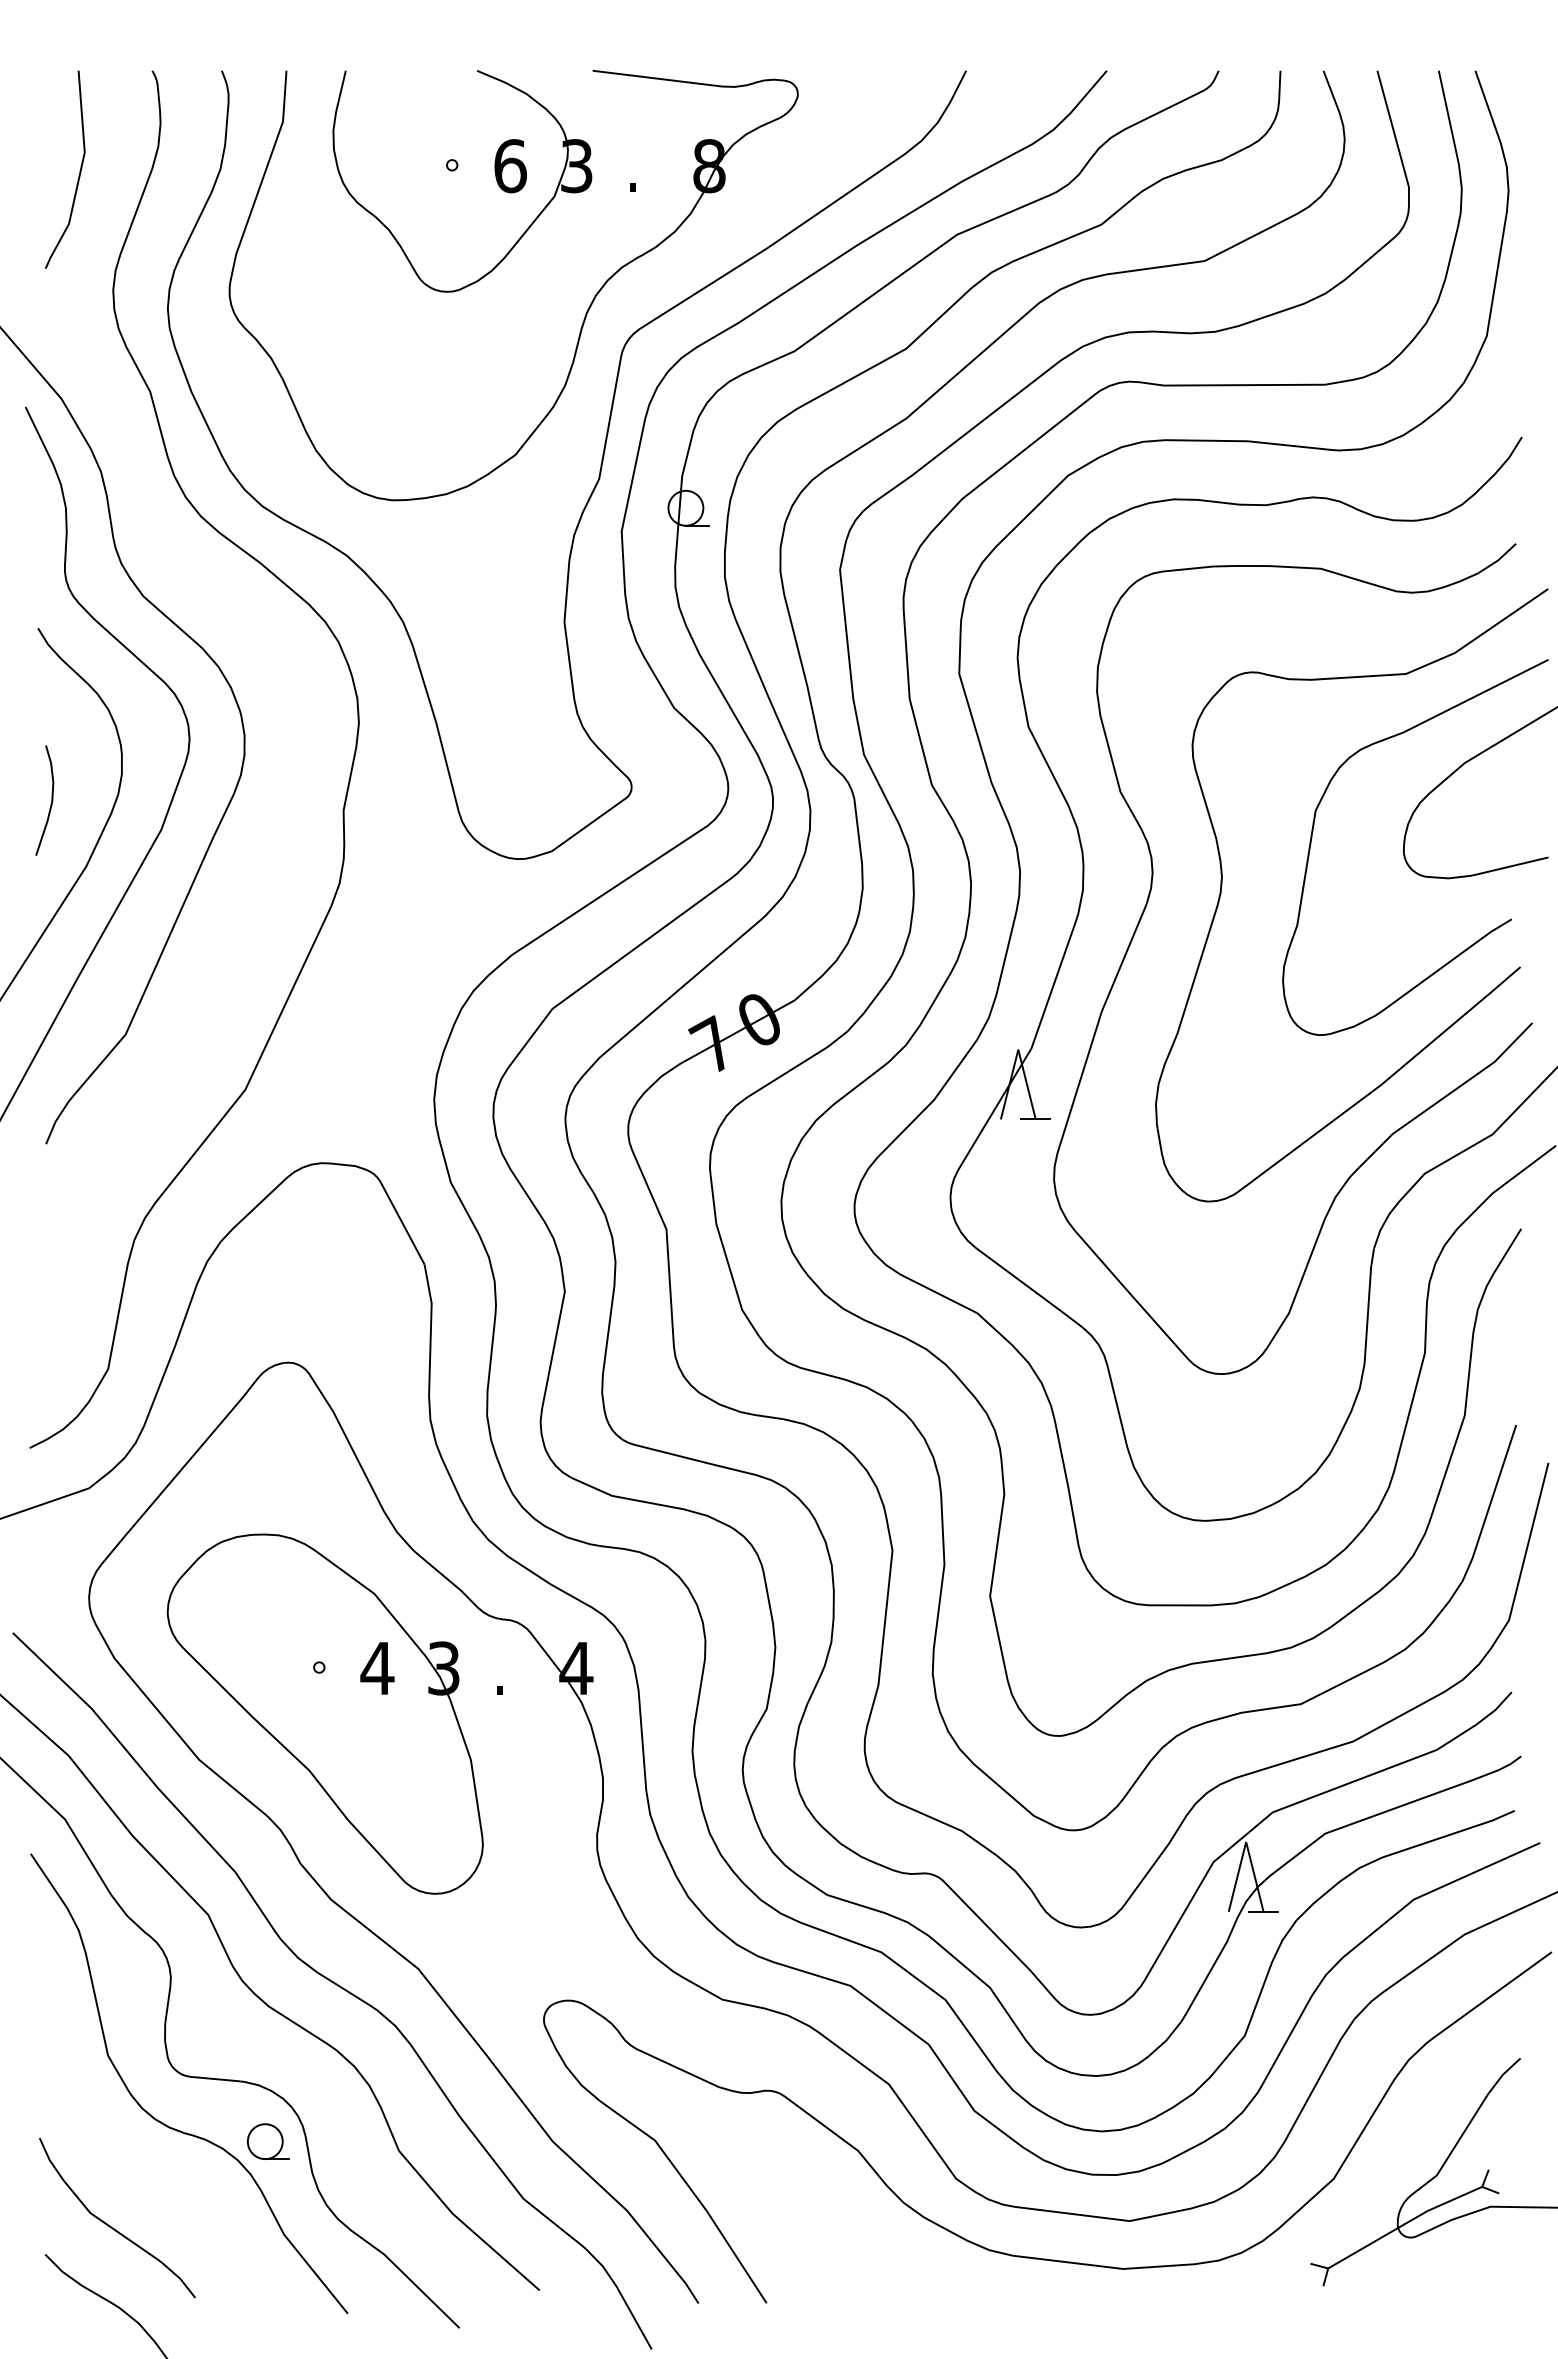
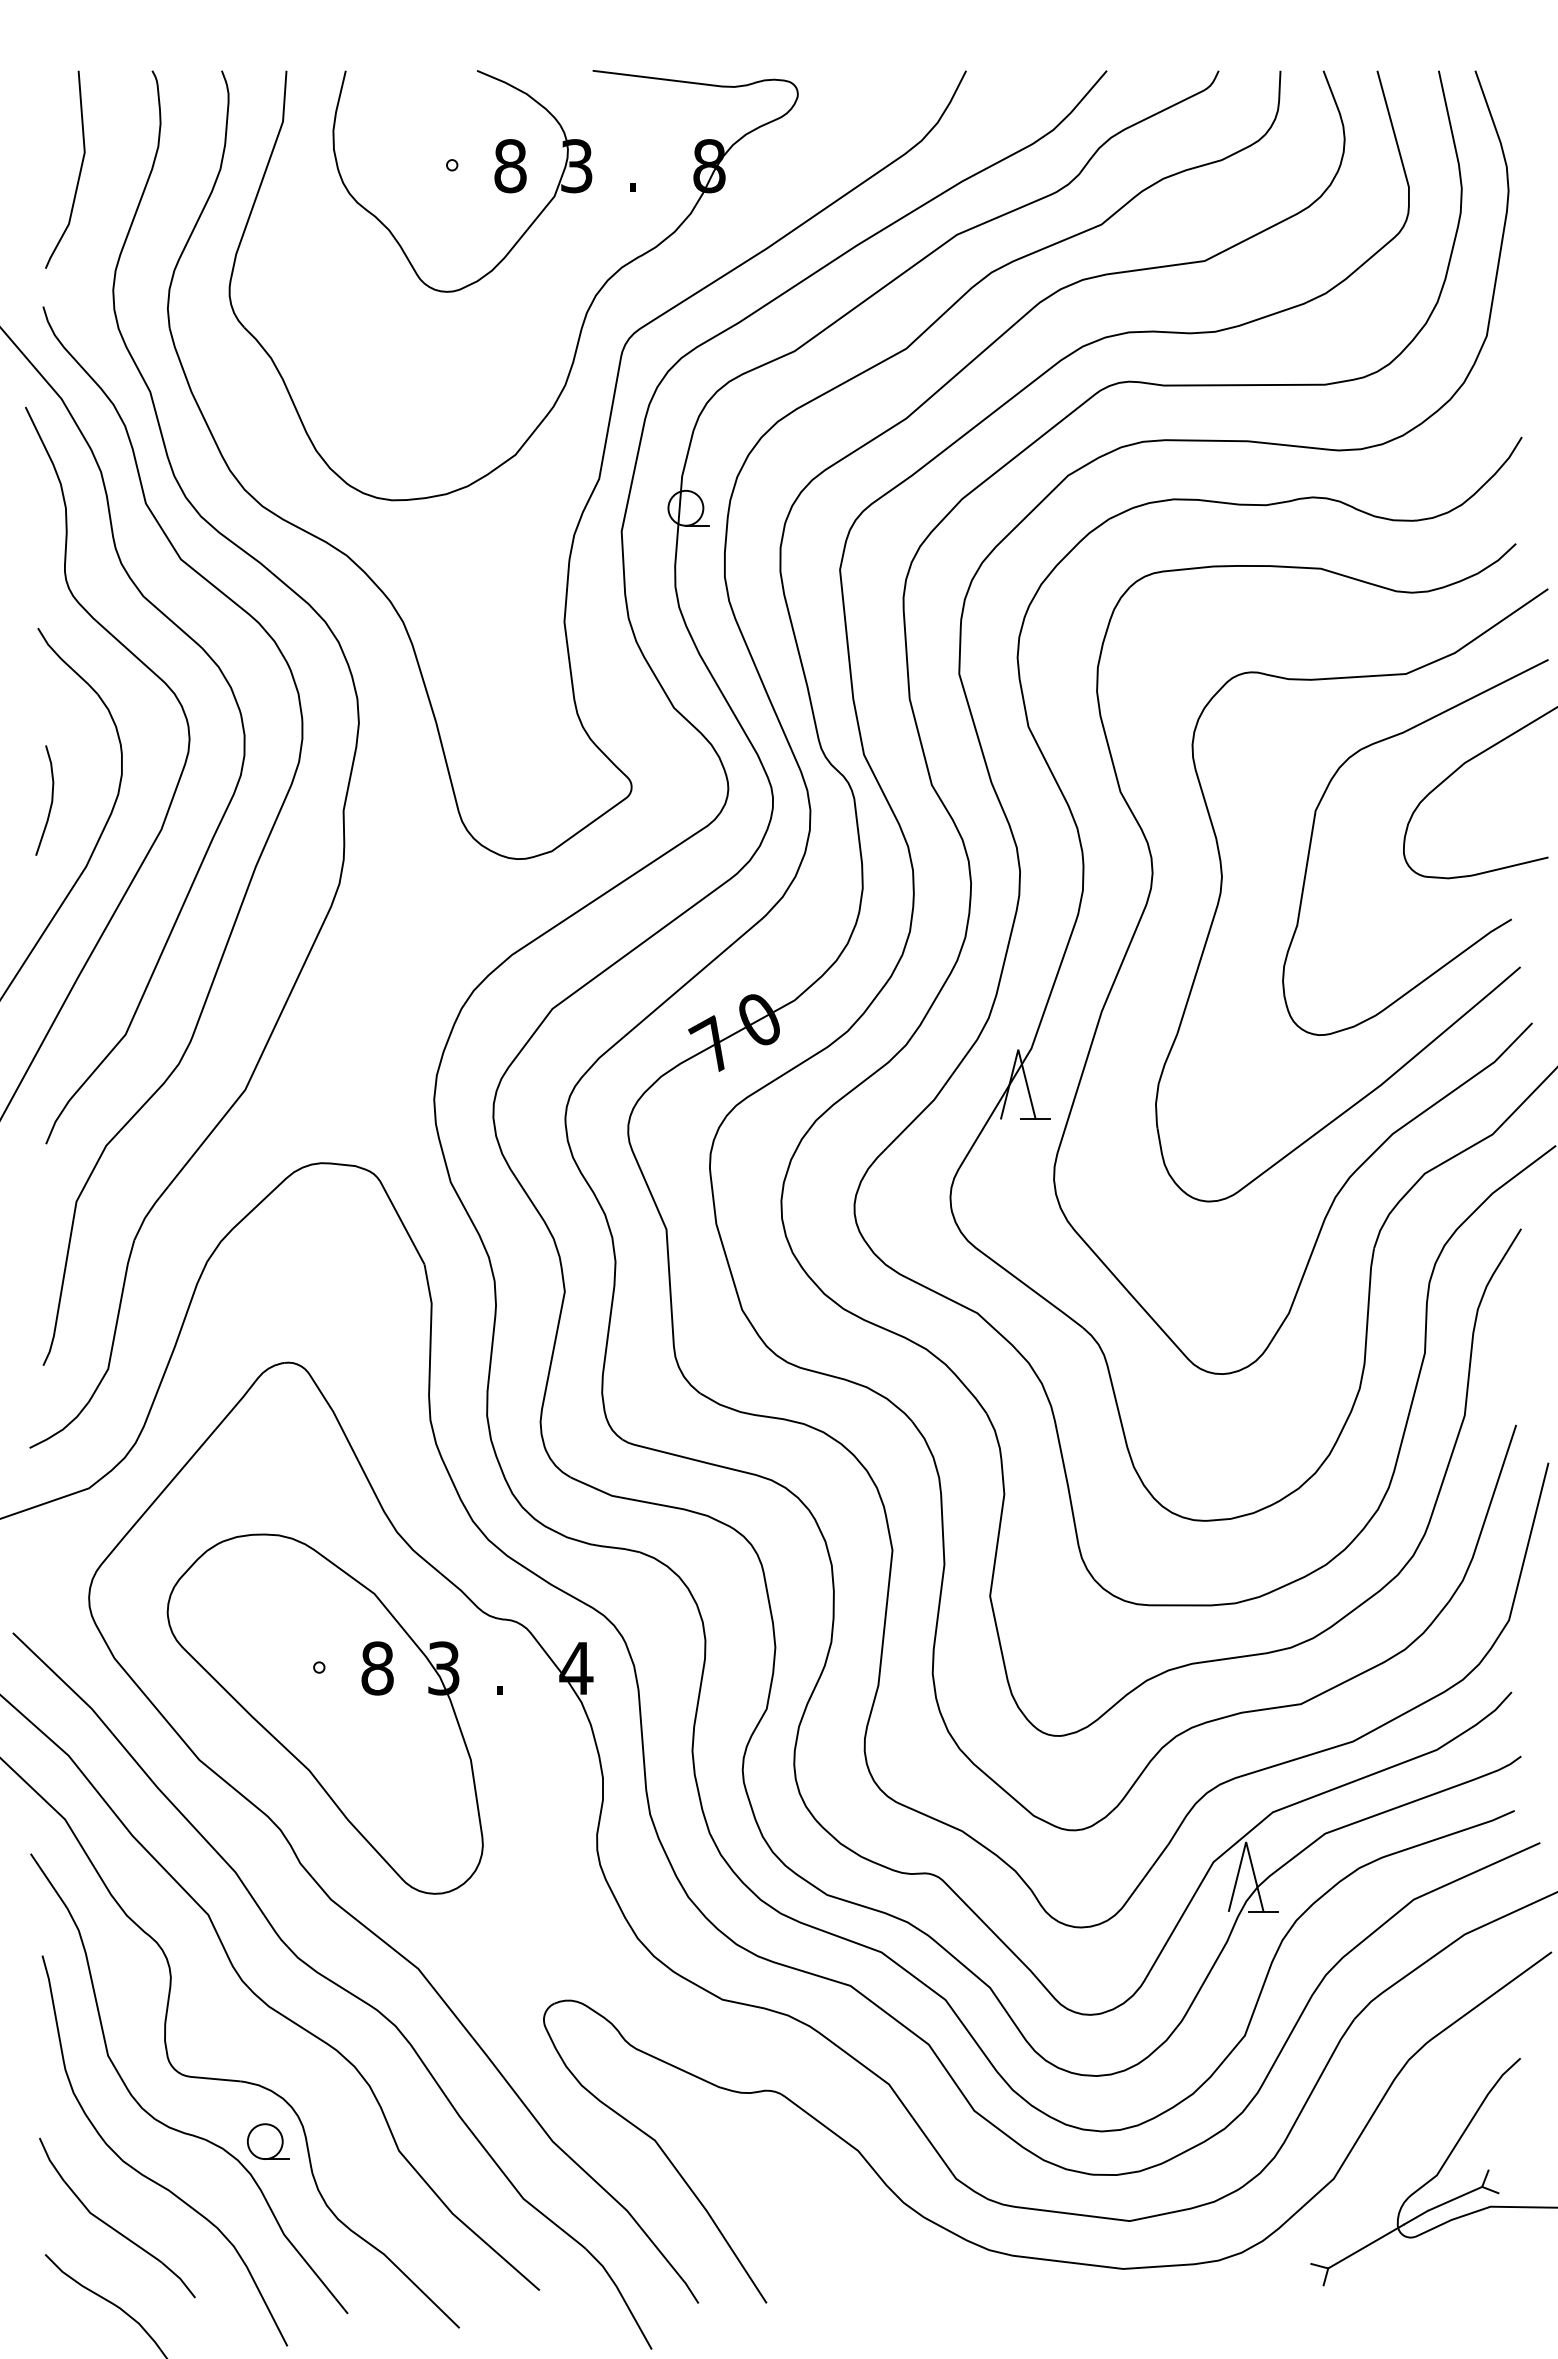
text: 6 -> 8 (510, 166)
curve: none -> present (253, 869)
text: 4 -> 8 (377, 1668)
curve: none -> present (147, 2176)
